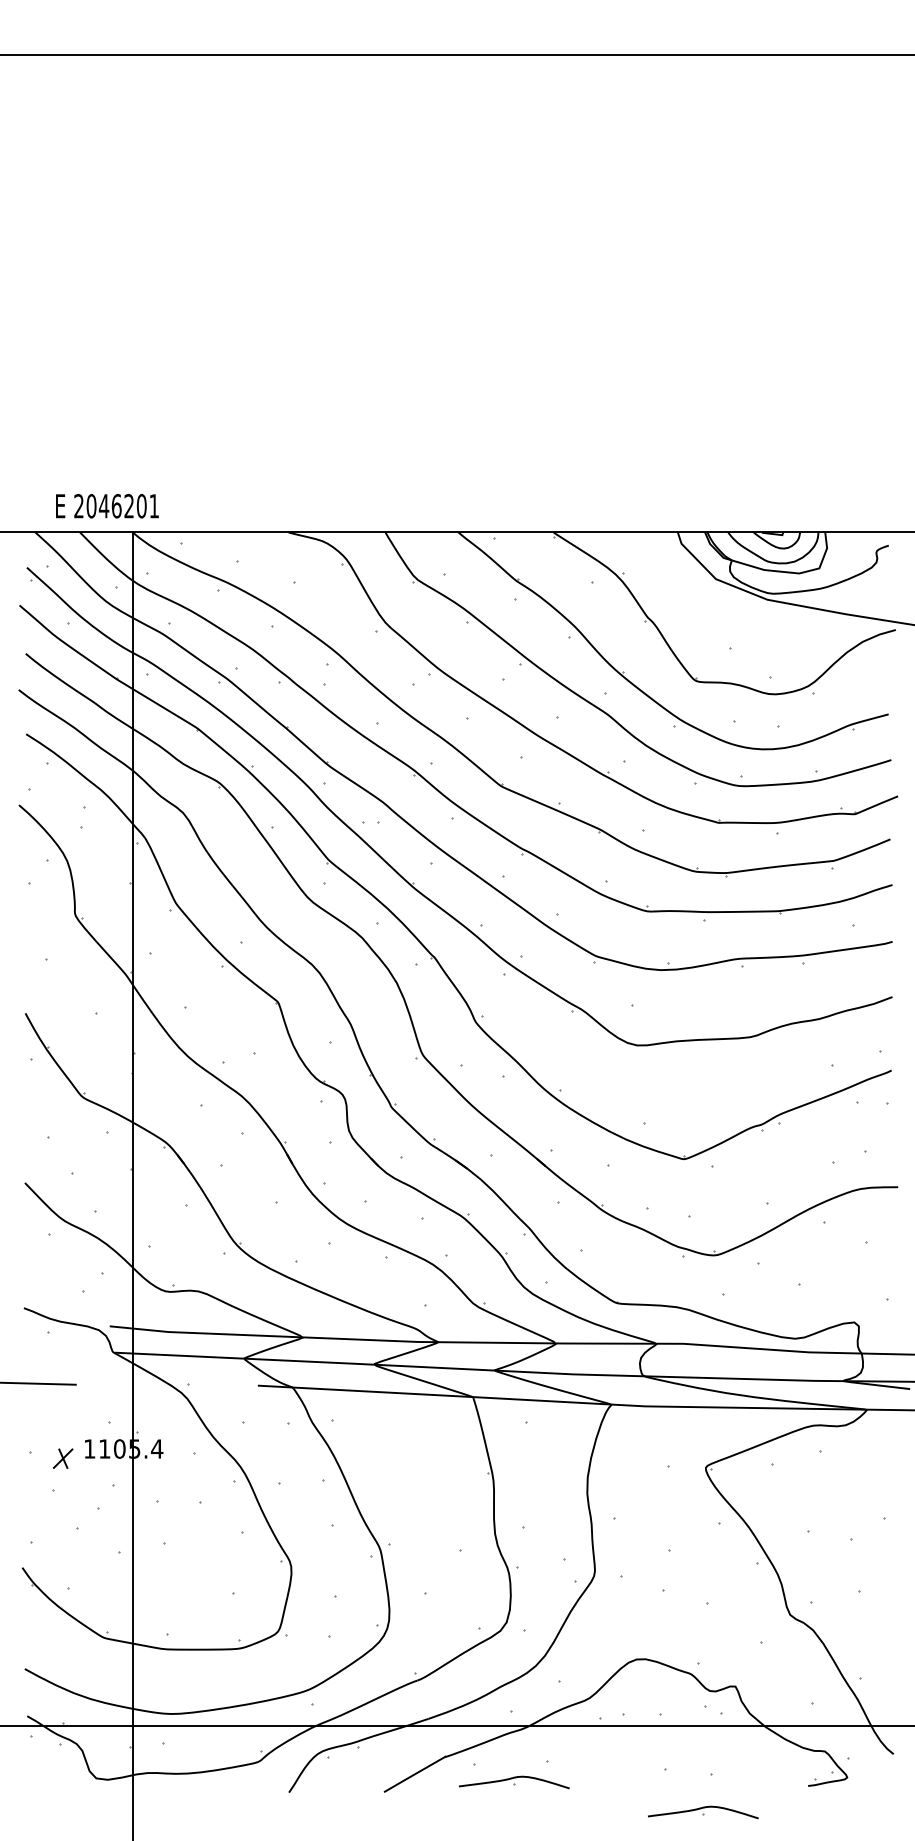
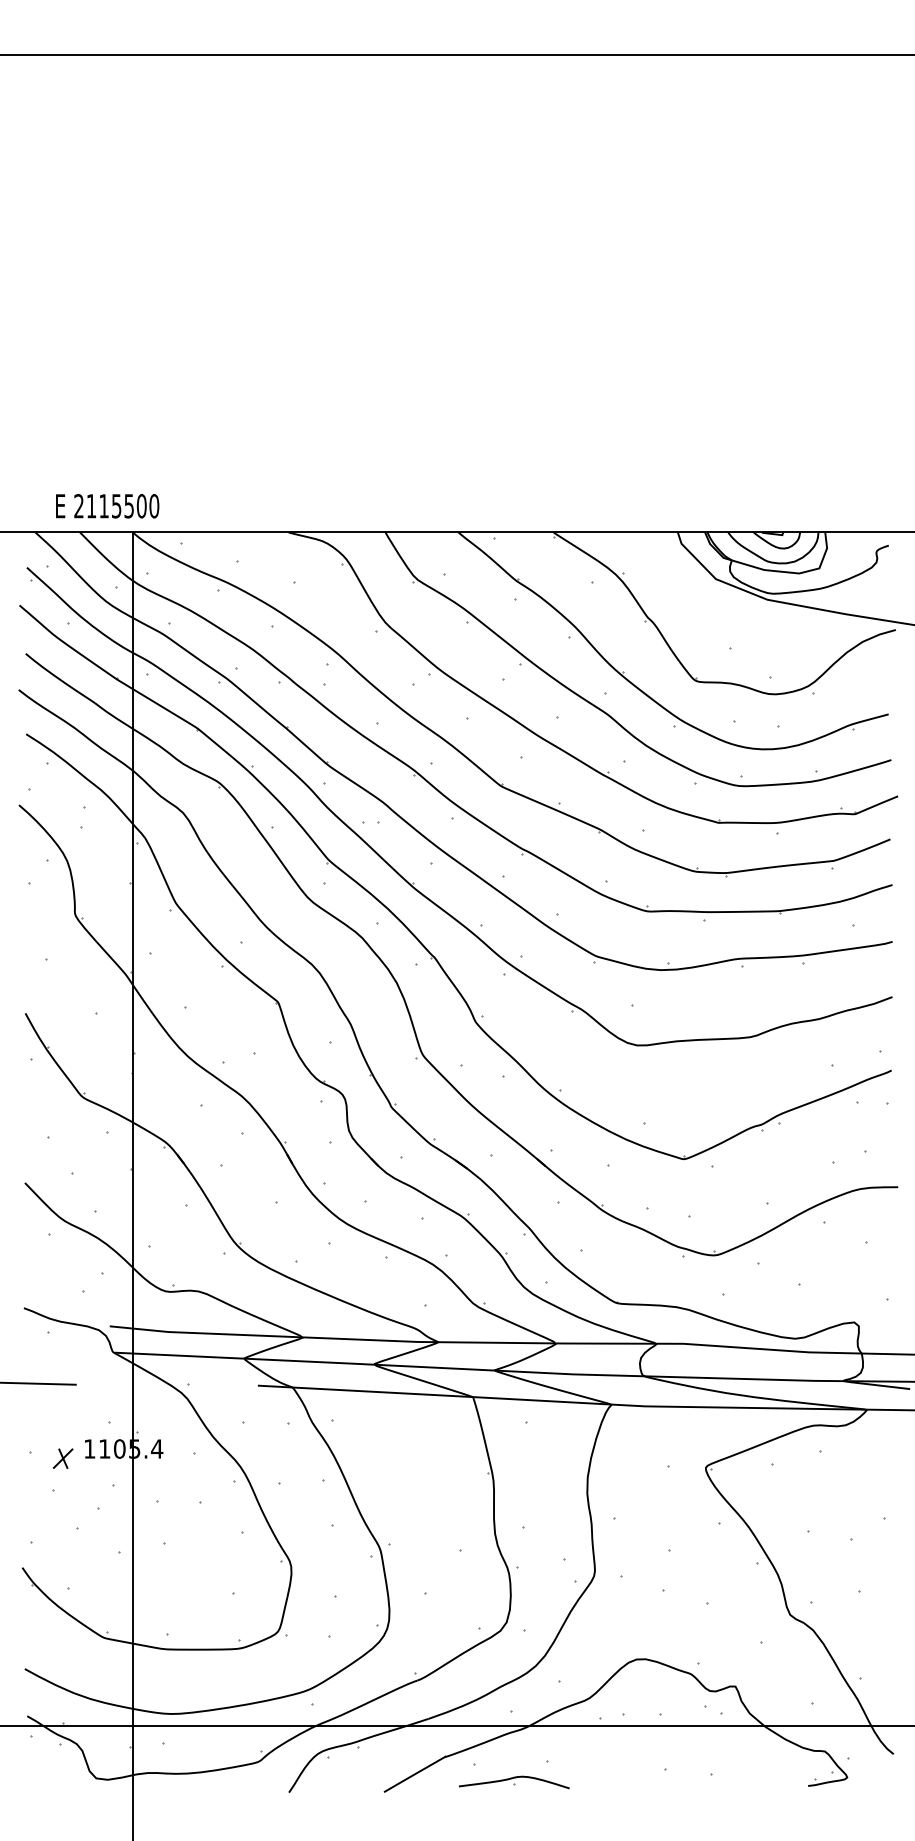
text: 2046201 -> 2115500 (122, 506)
part: present -> none (703, 1812)
